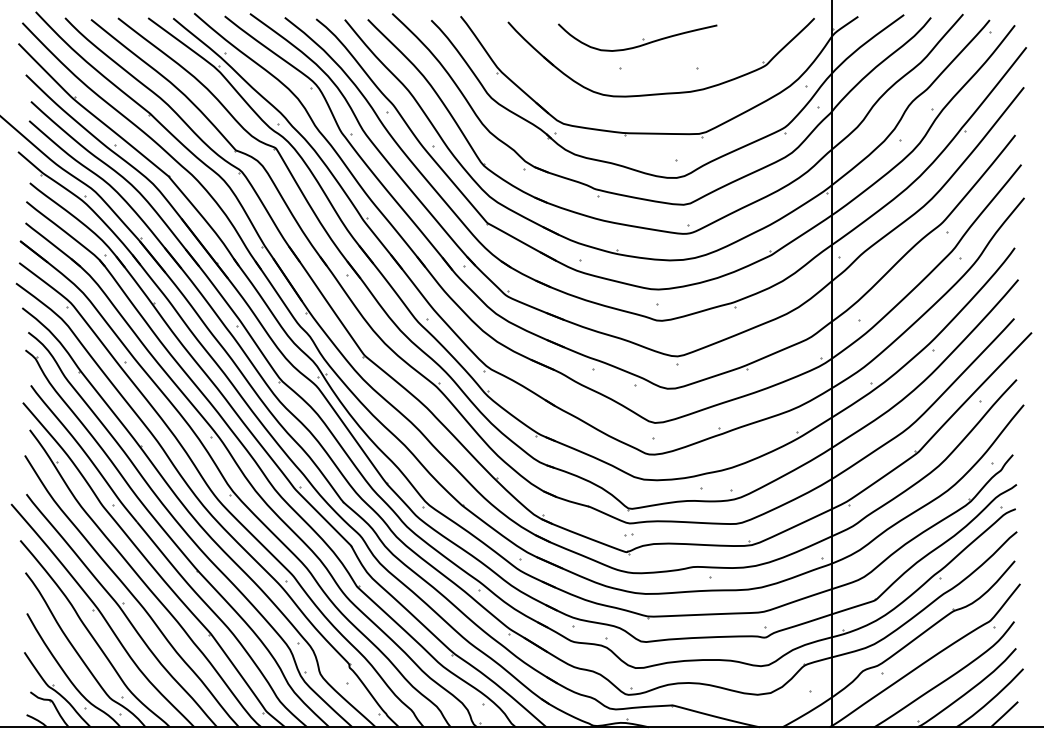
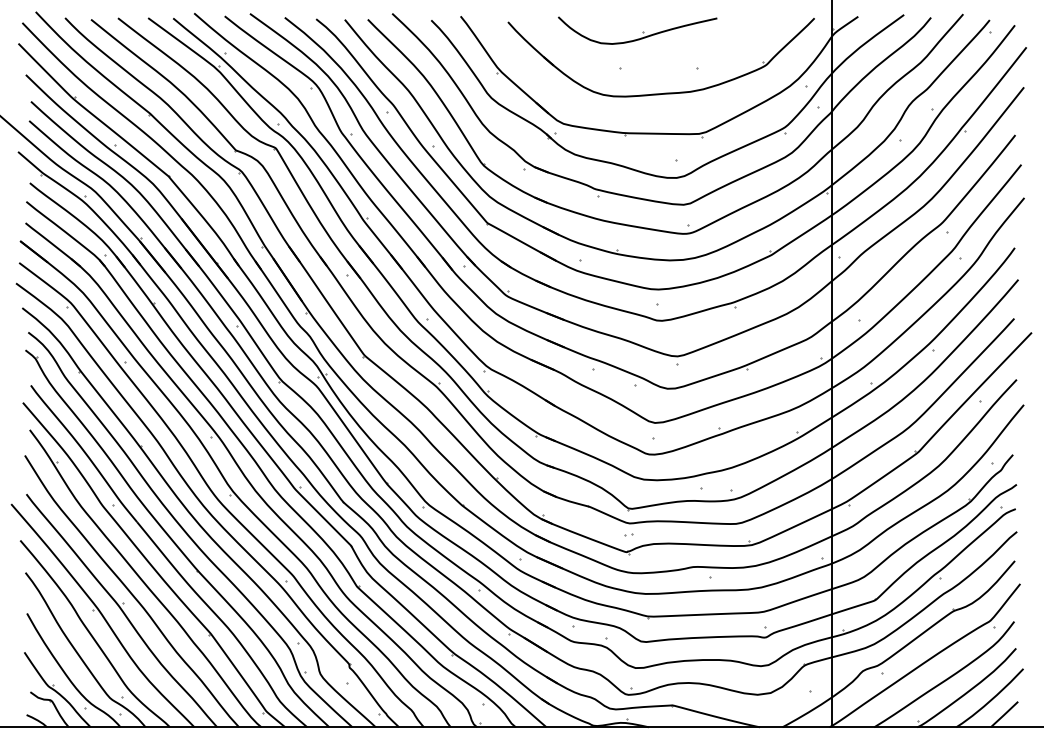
part position: (637, 37) -> (637, 30) (637, 30)
